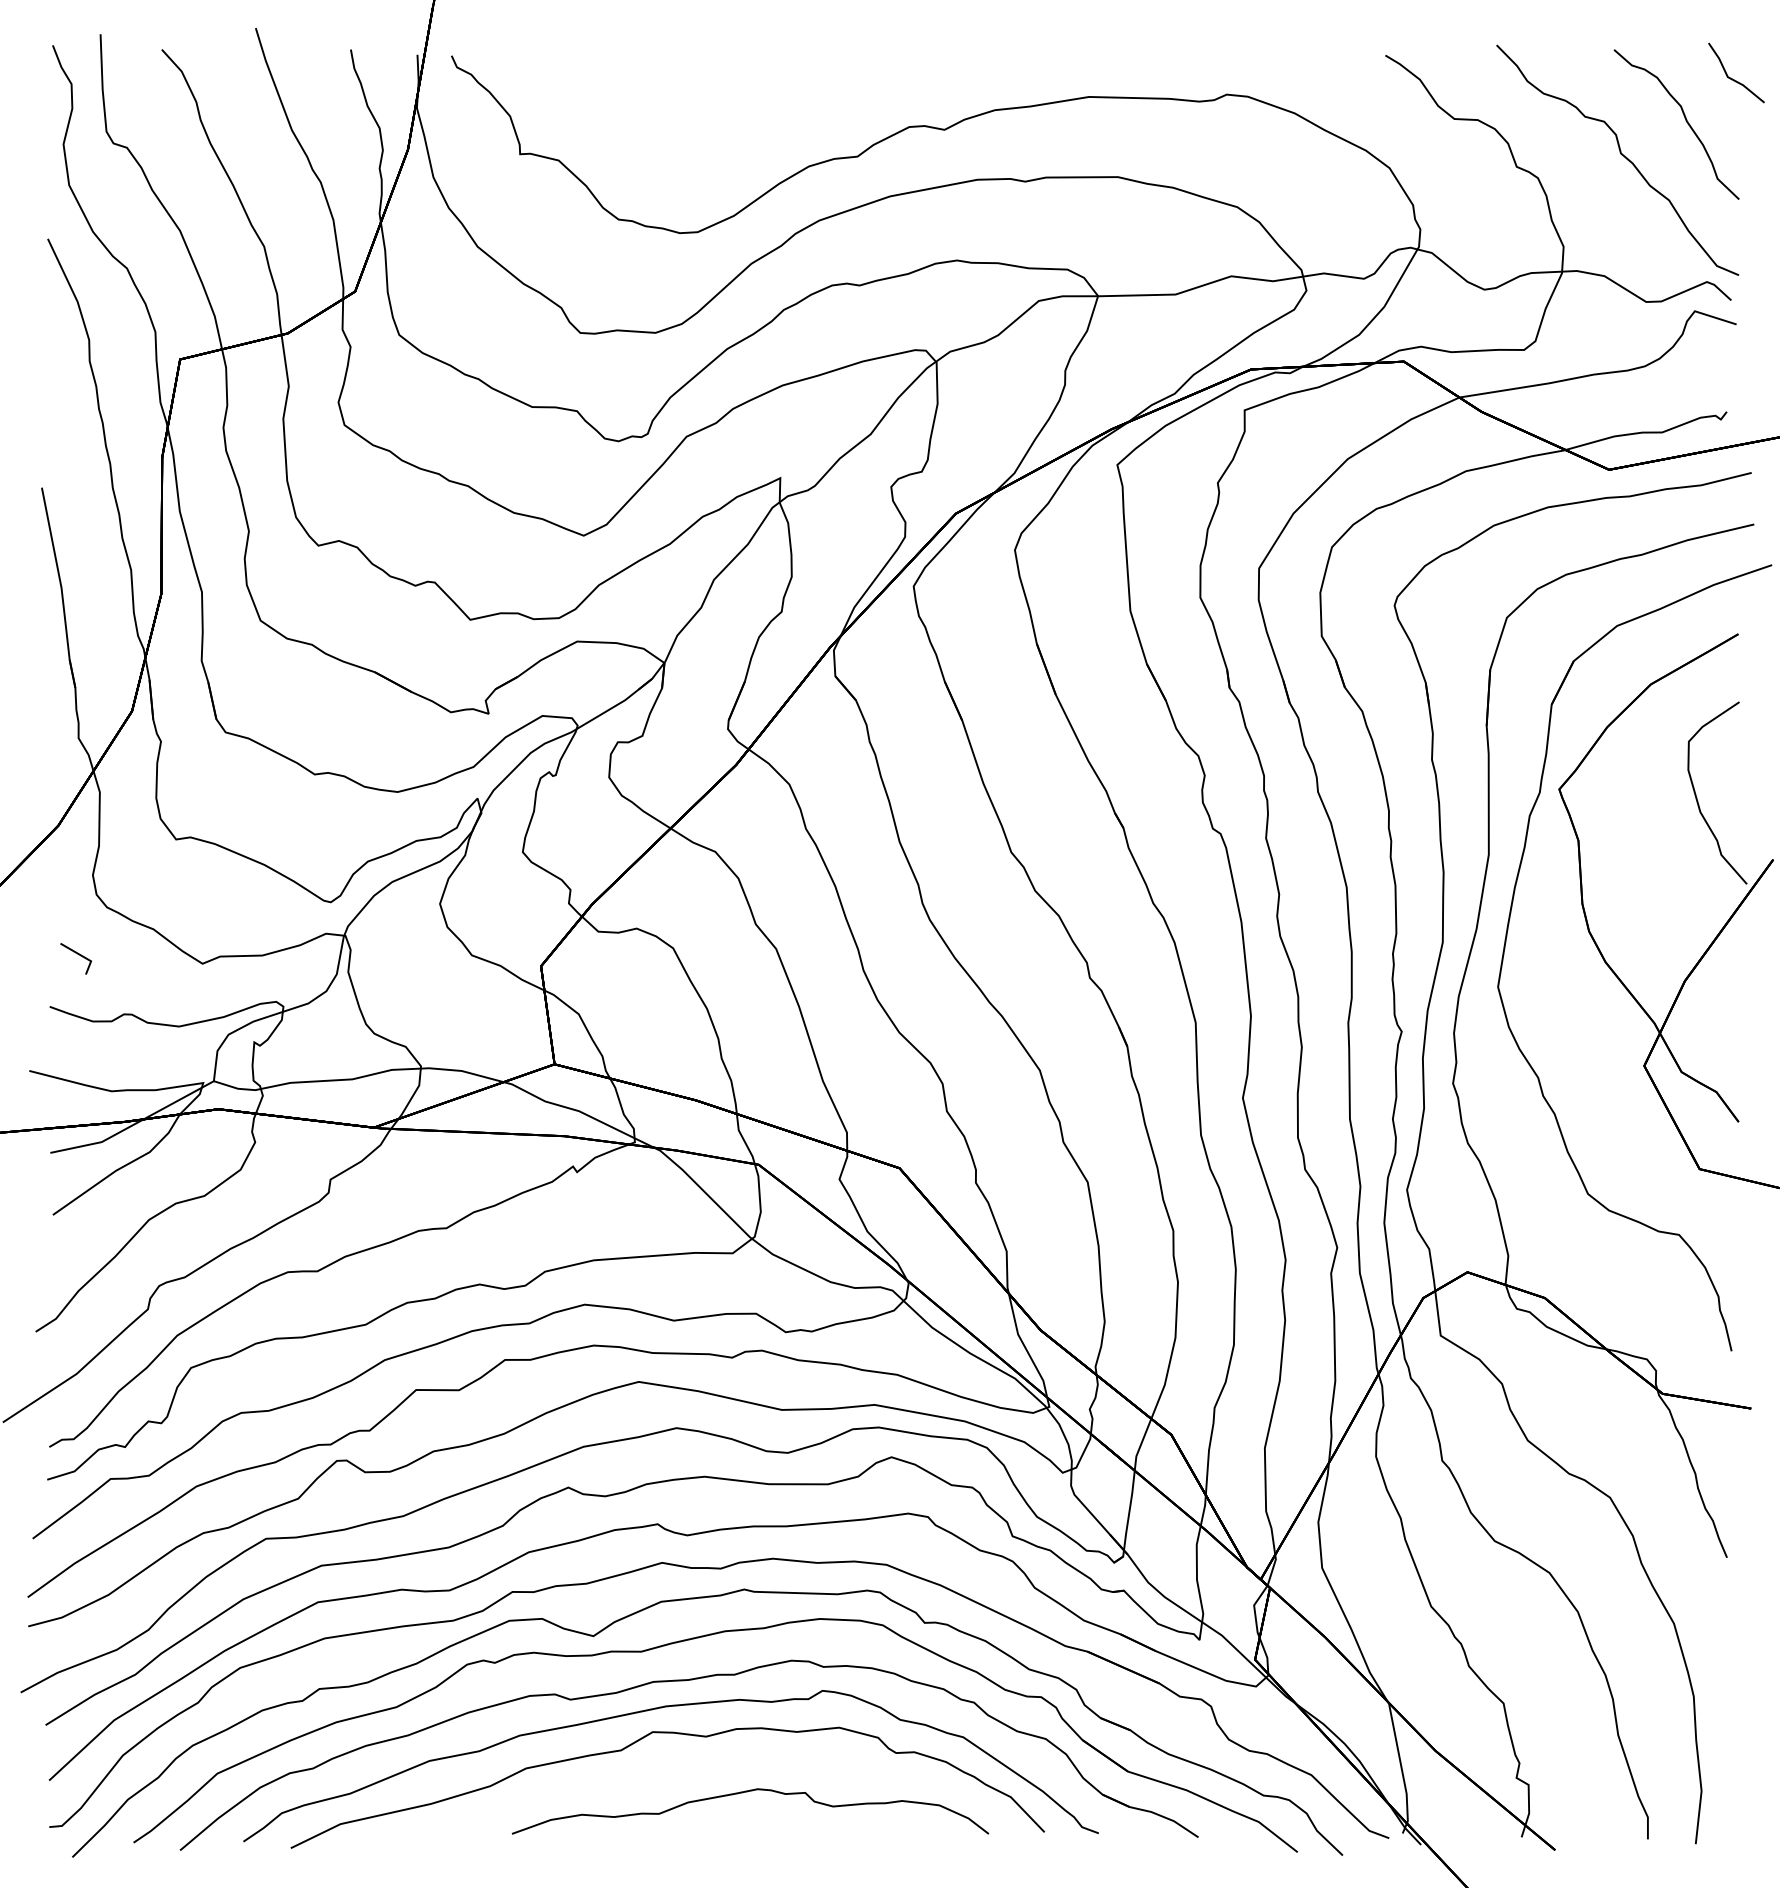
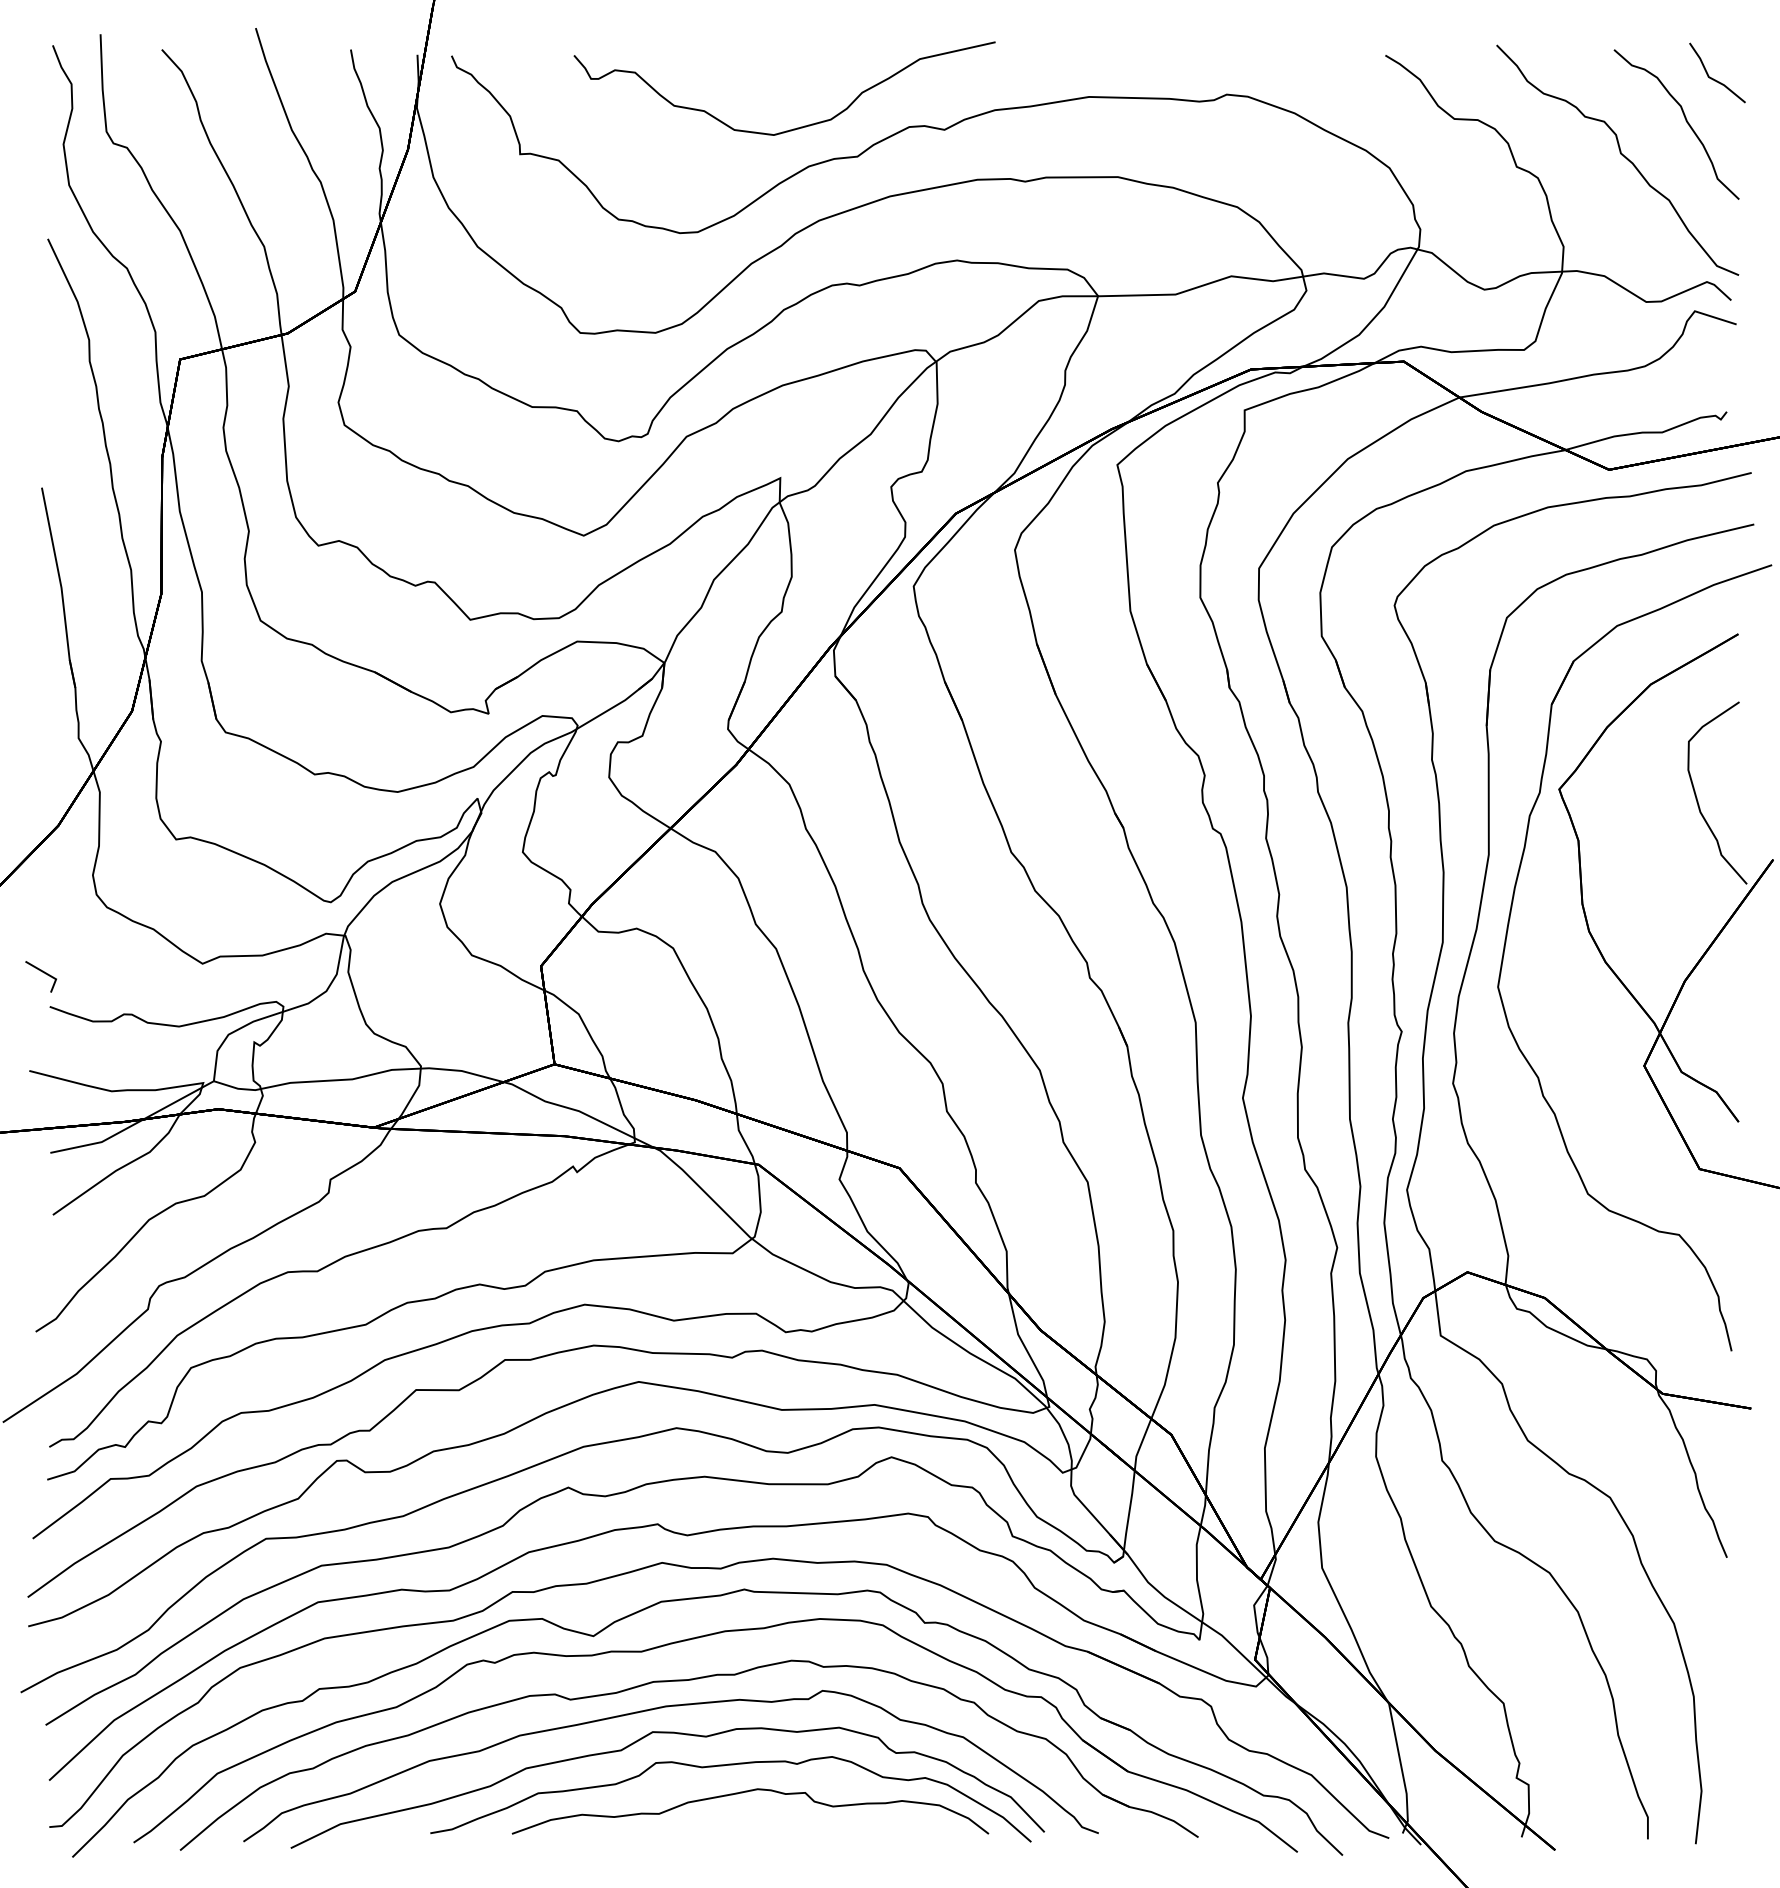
line position: (1732, 78) -> (1713, 78) (1713, 78)
curve: none -> present (793, 128)
line position: (77, 954) -> (42, 972) (42, 972)
curve: none -> present (724, 1766)
